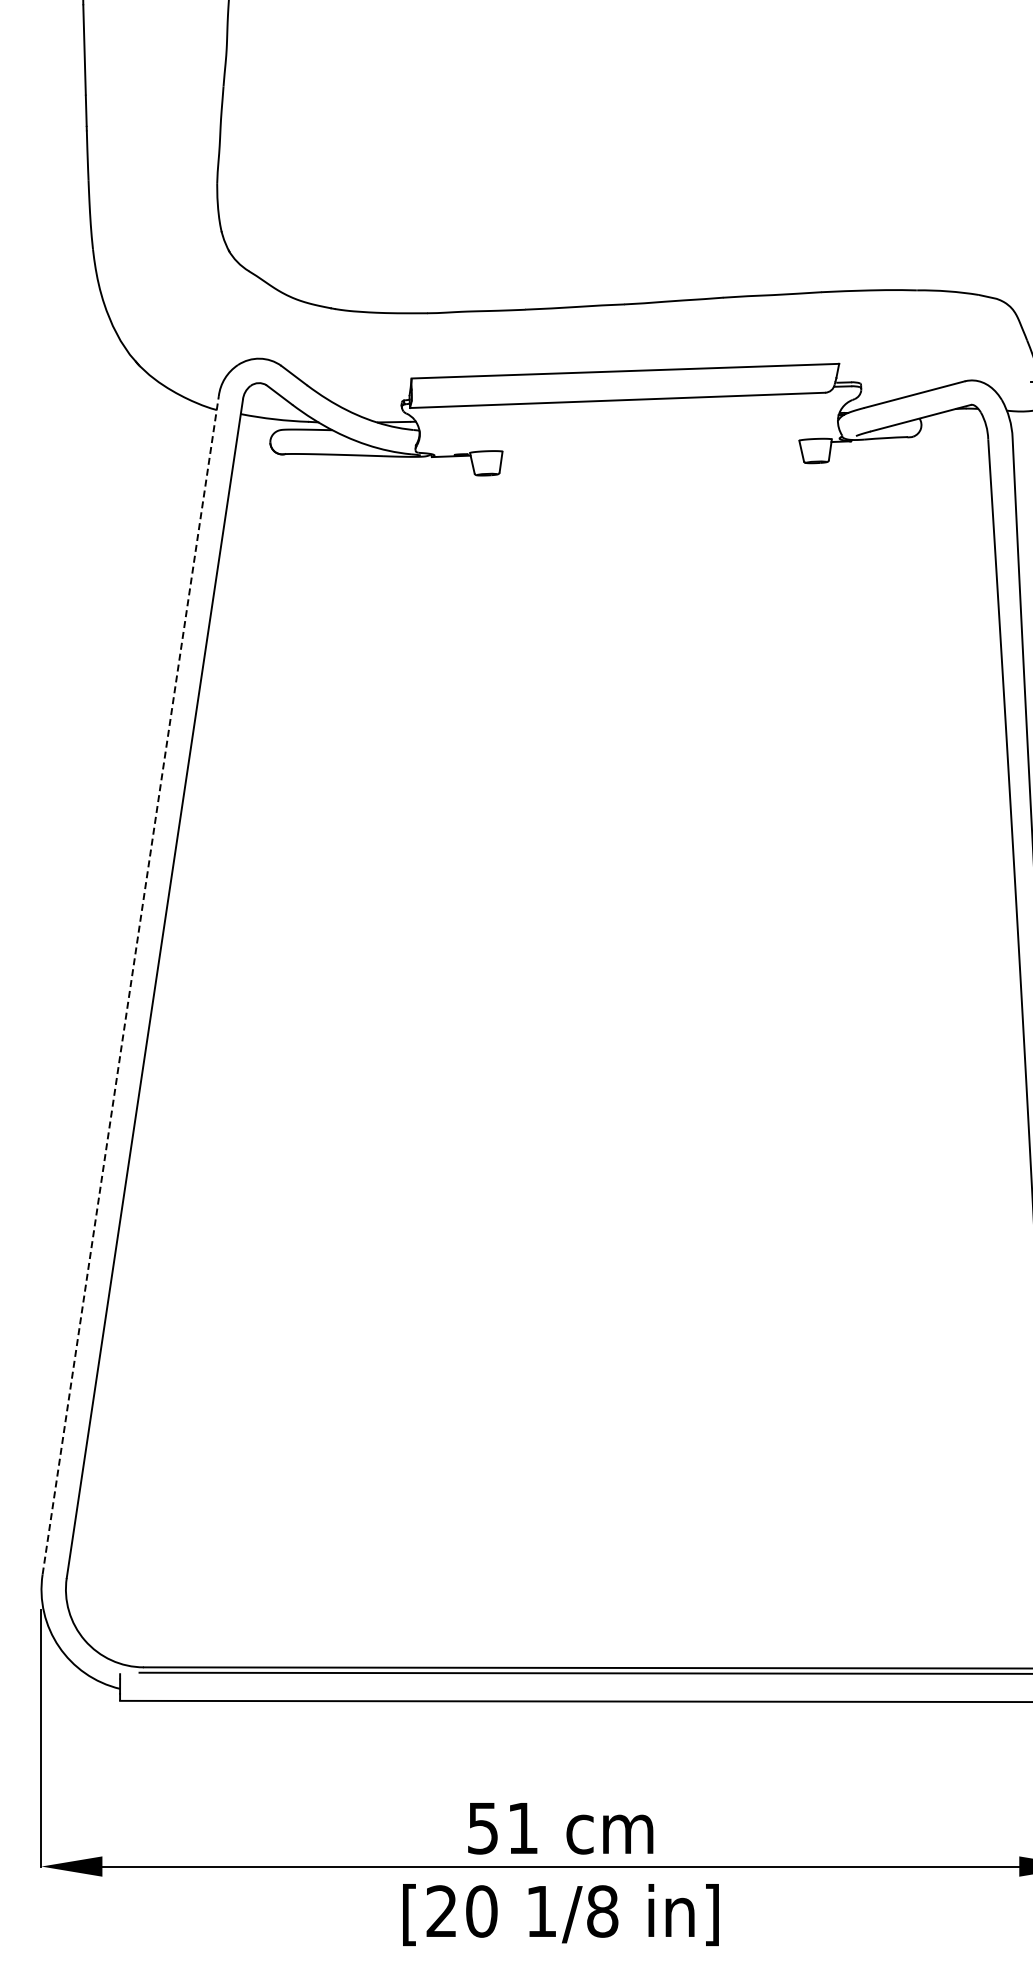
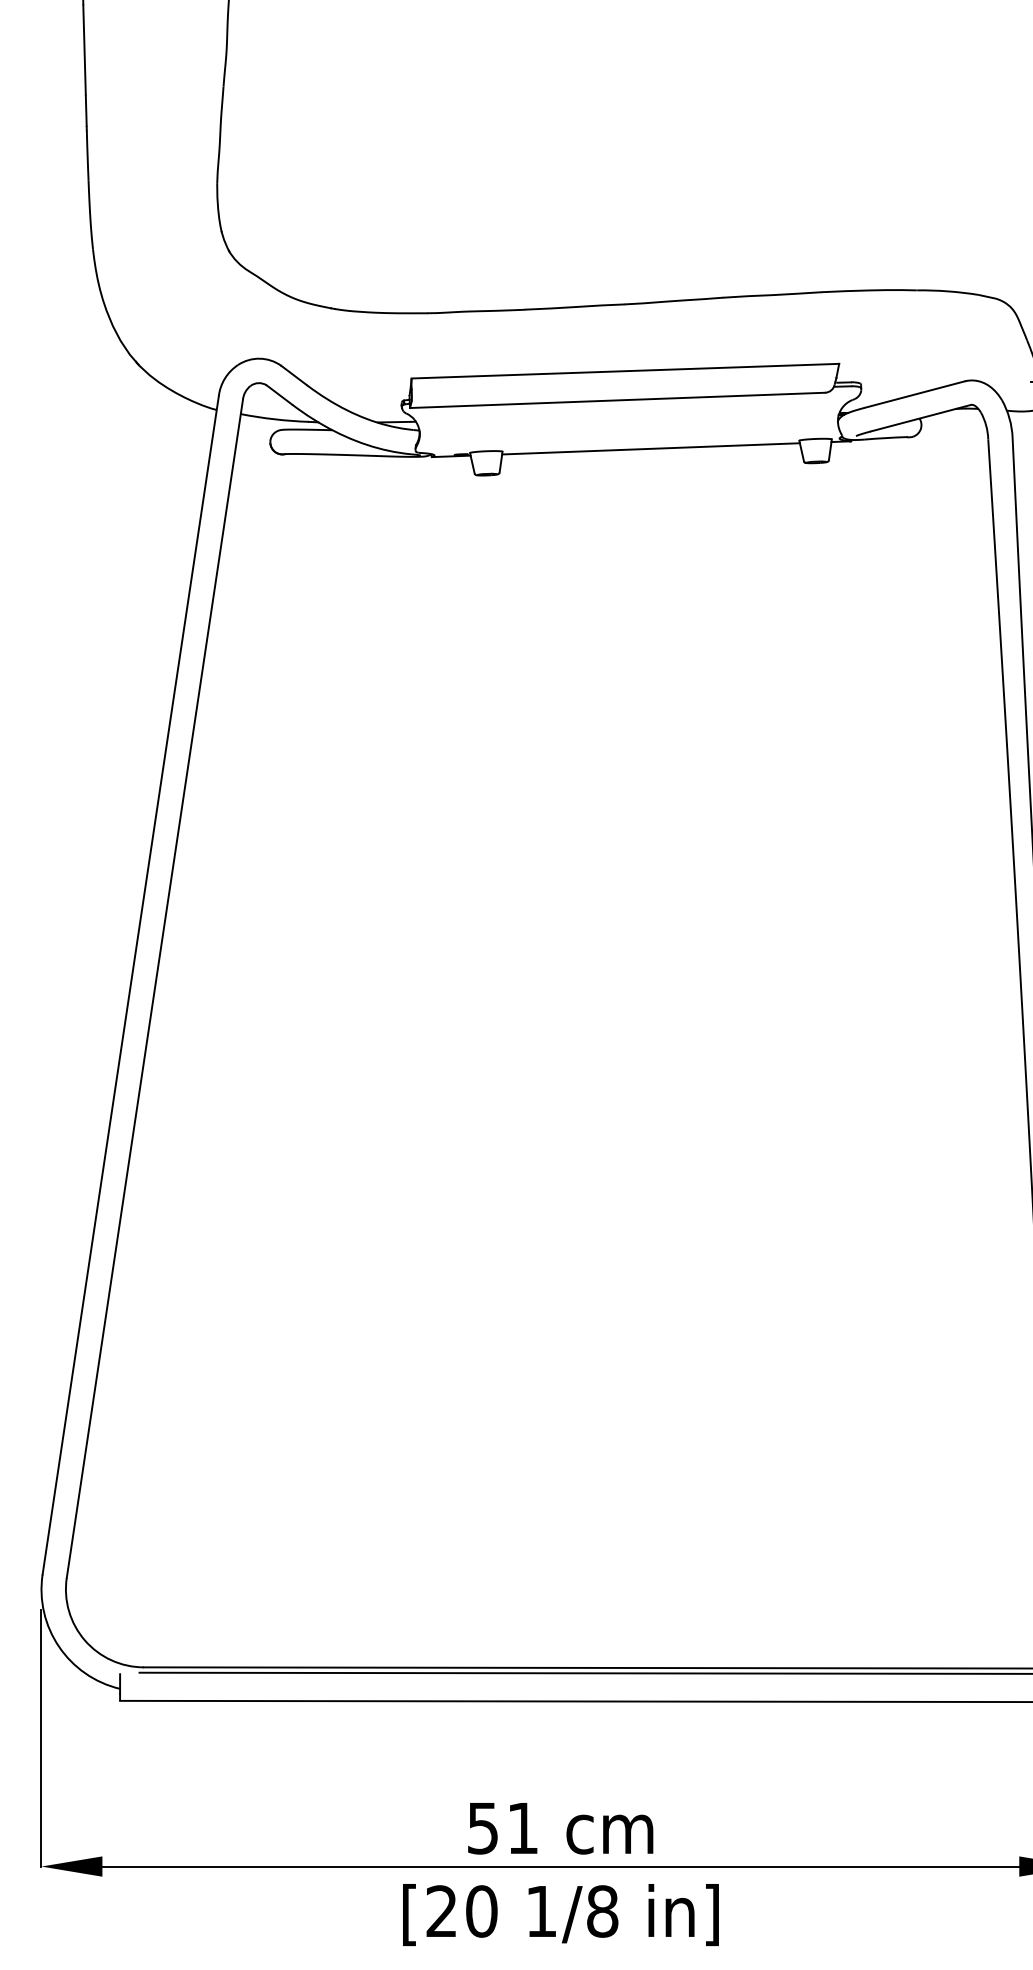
line: none -> present (650, 448)
line: dashed -> solid (130, 985)
